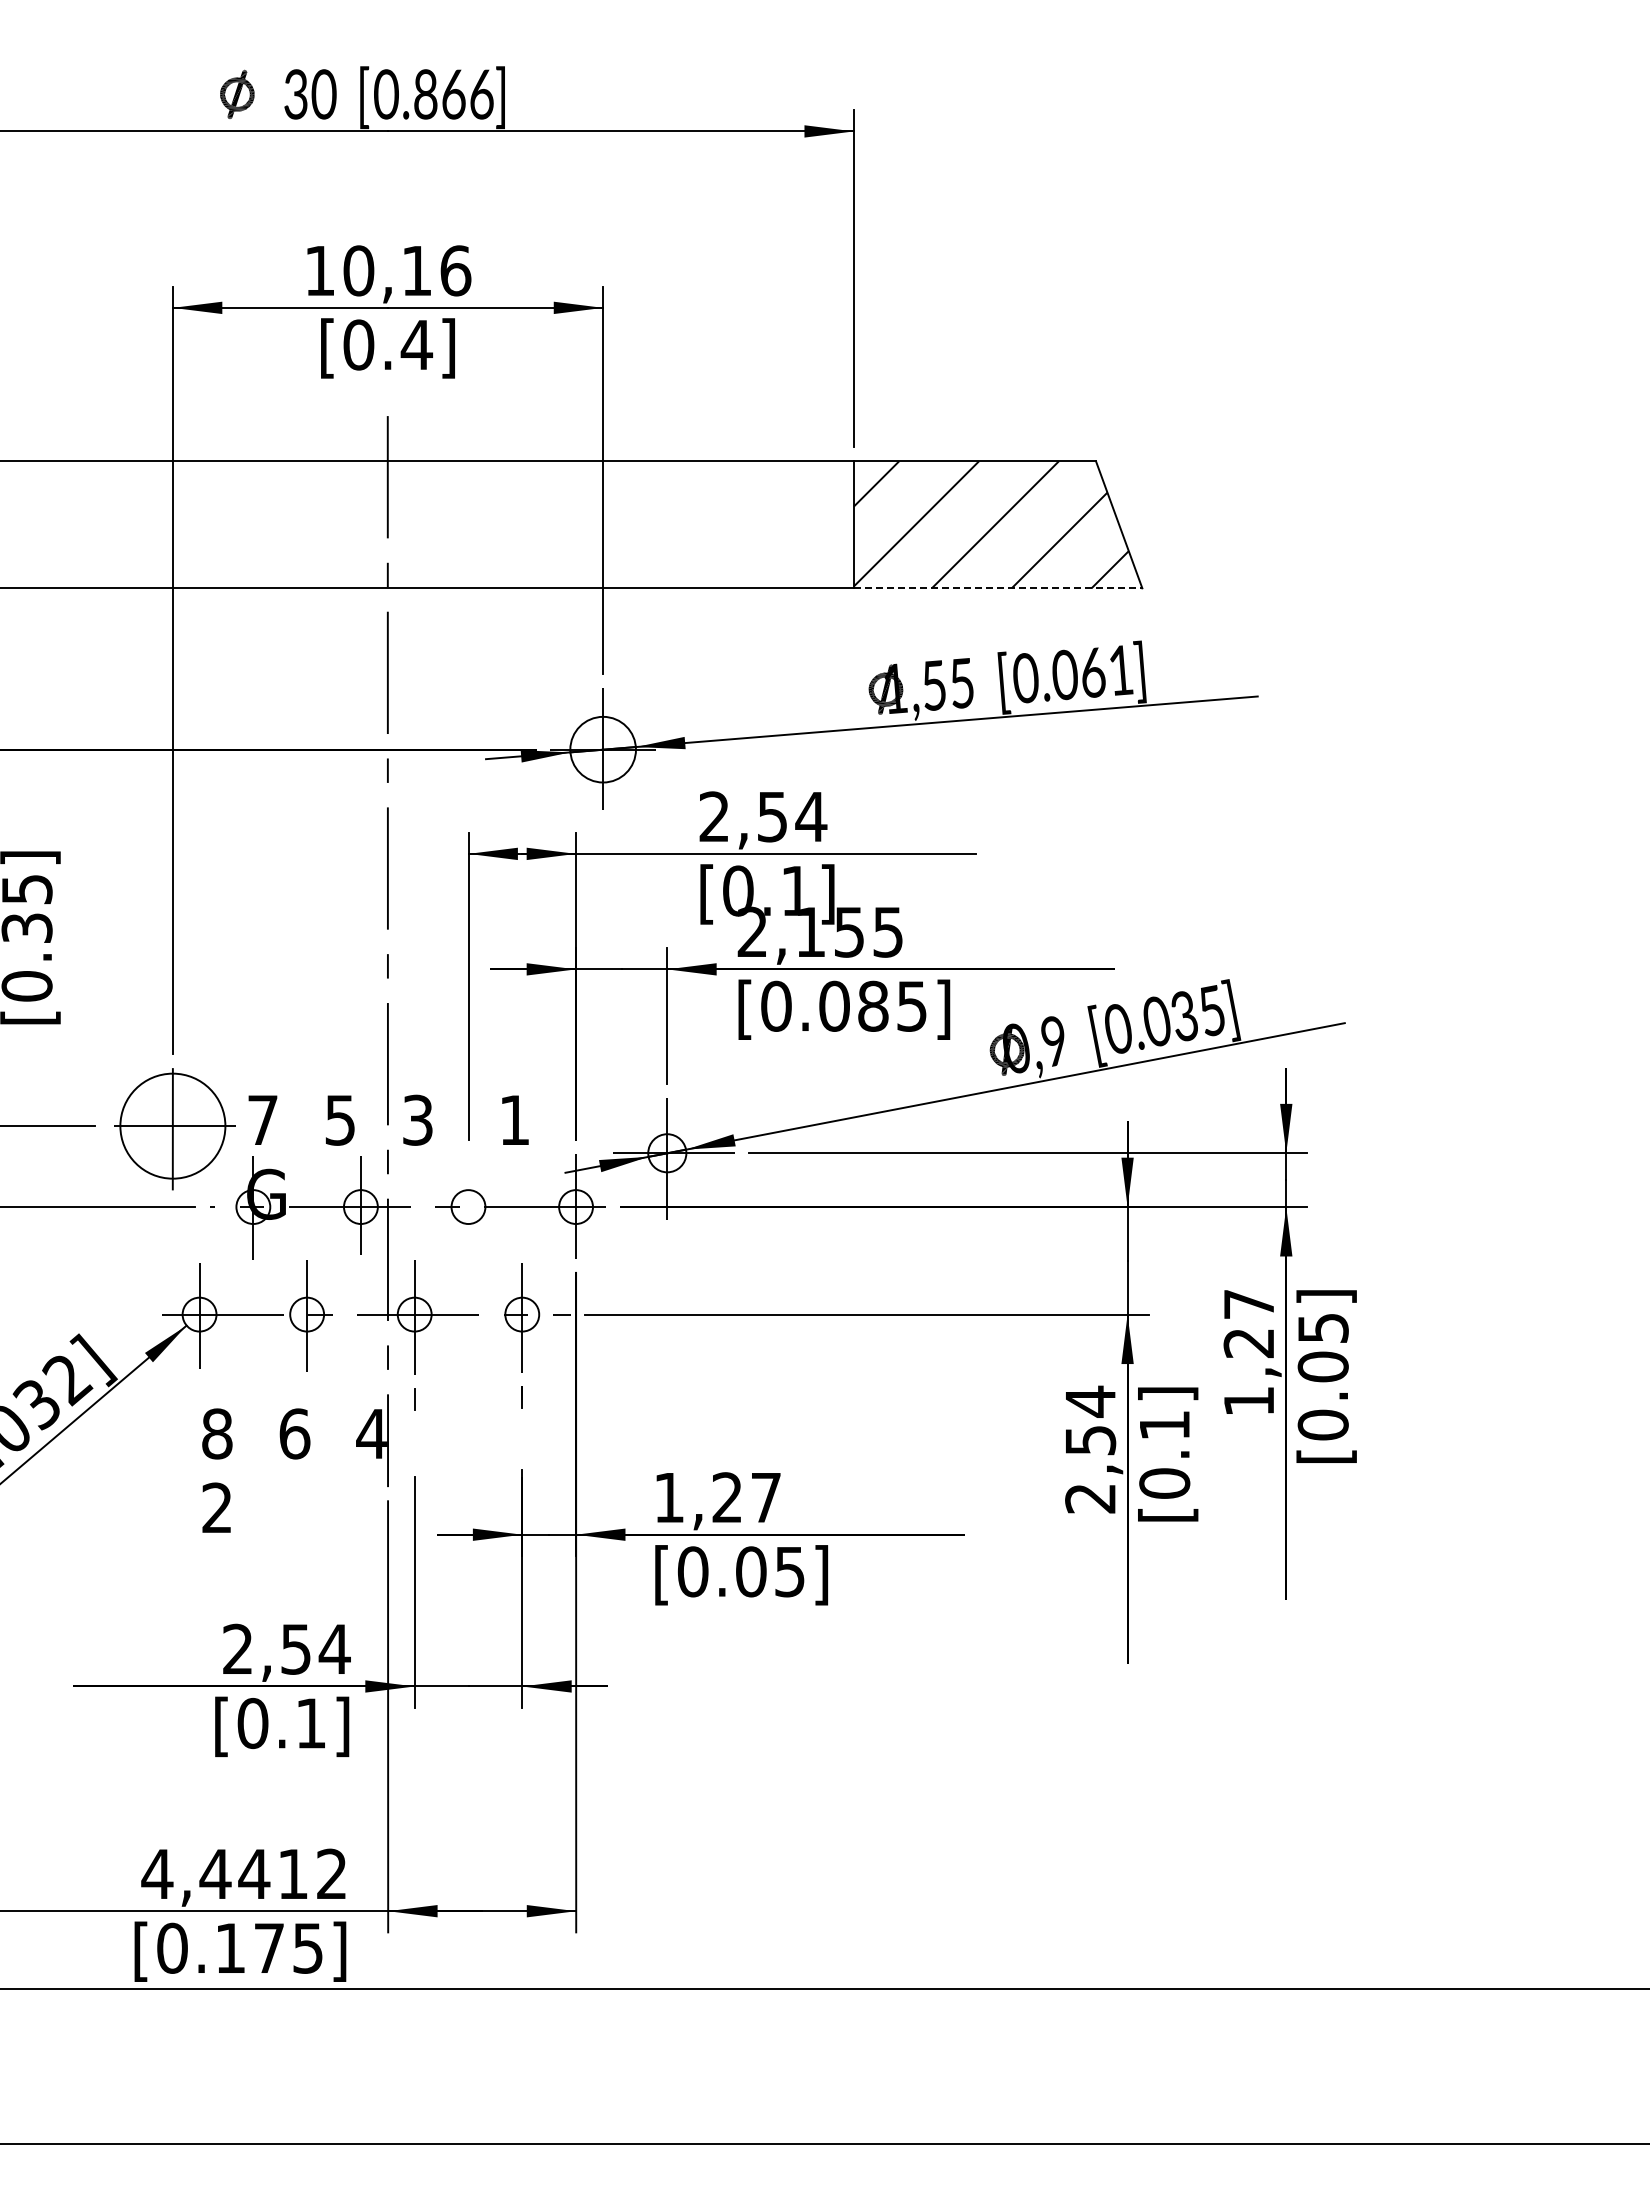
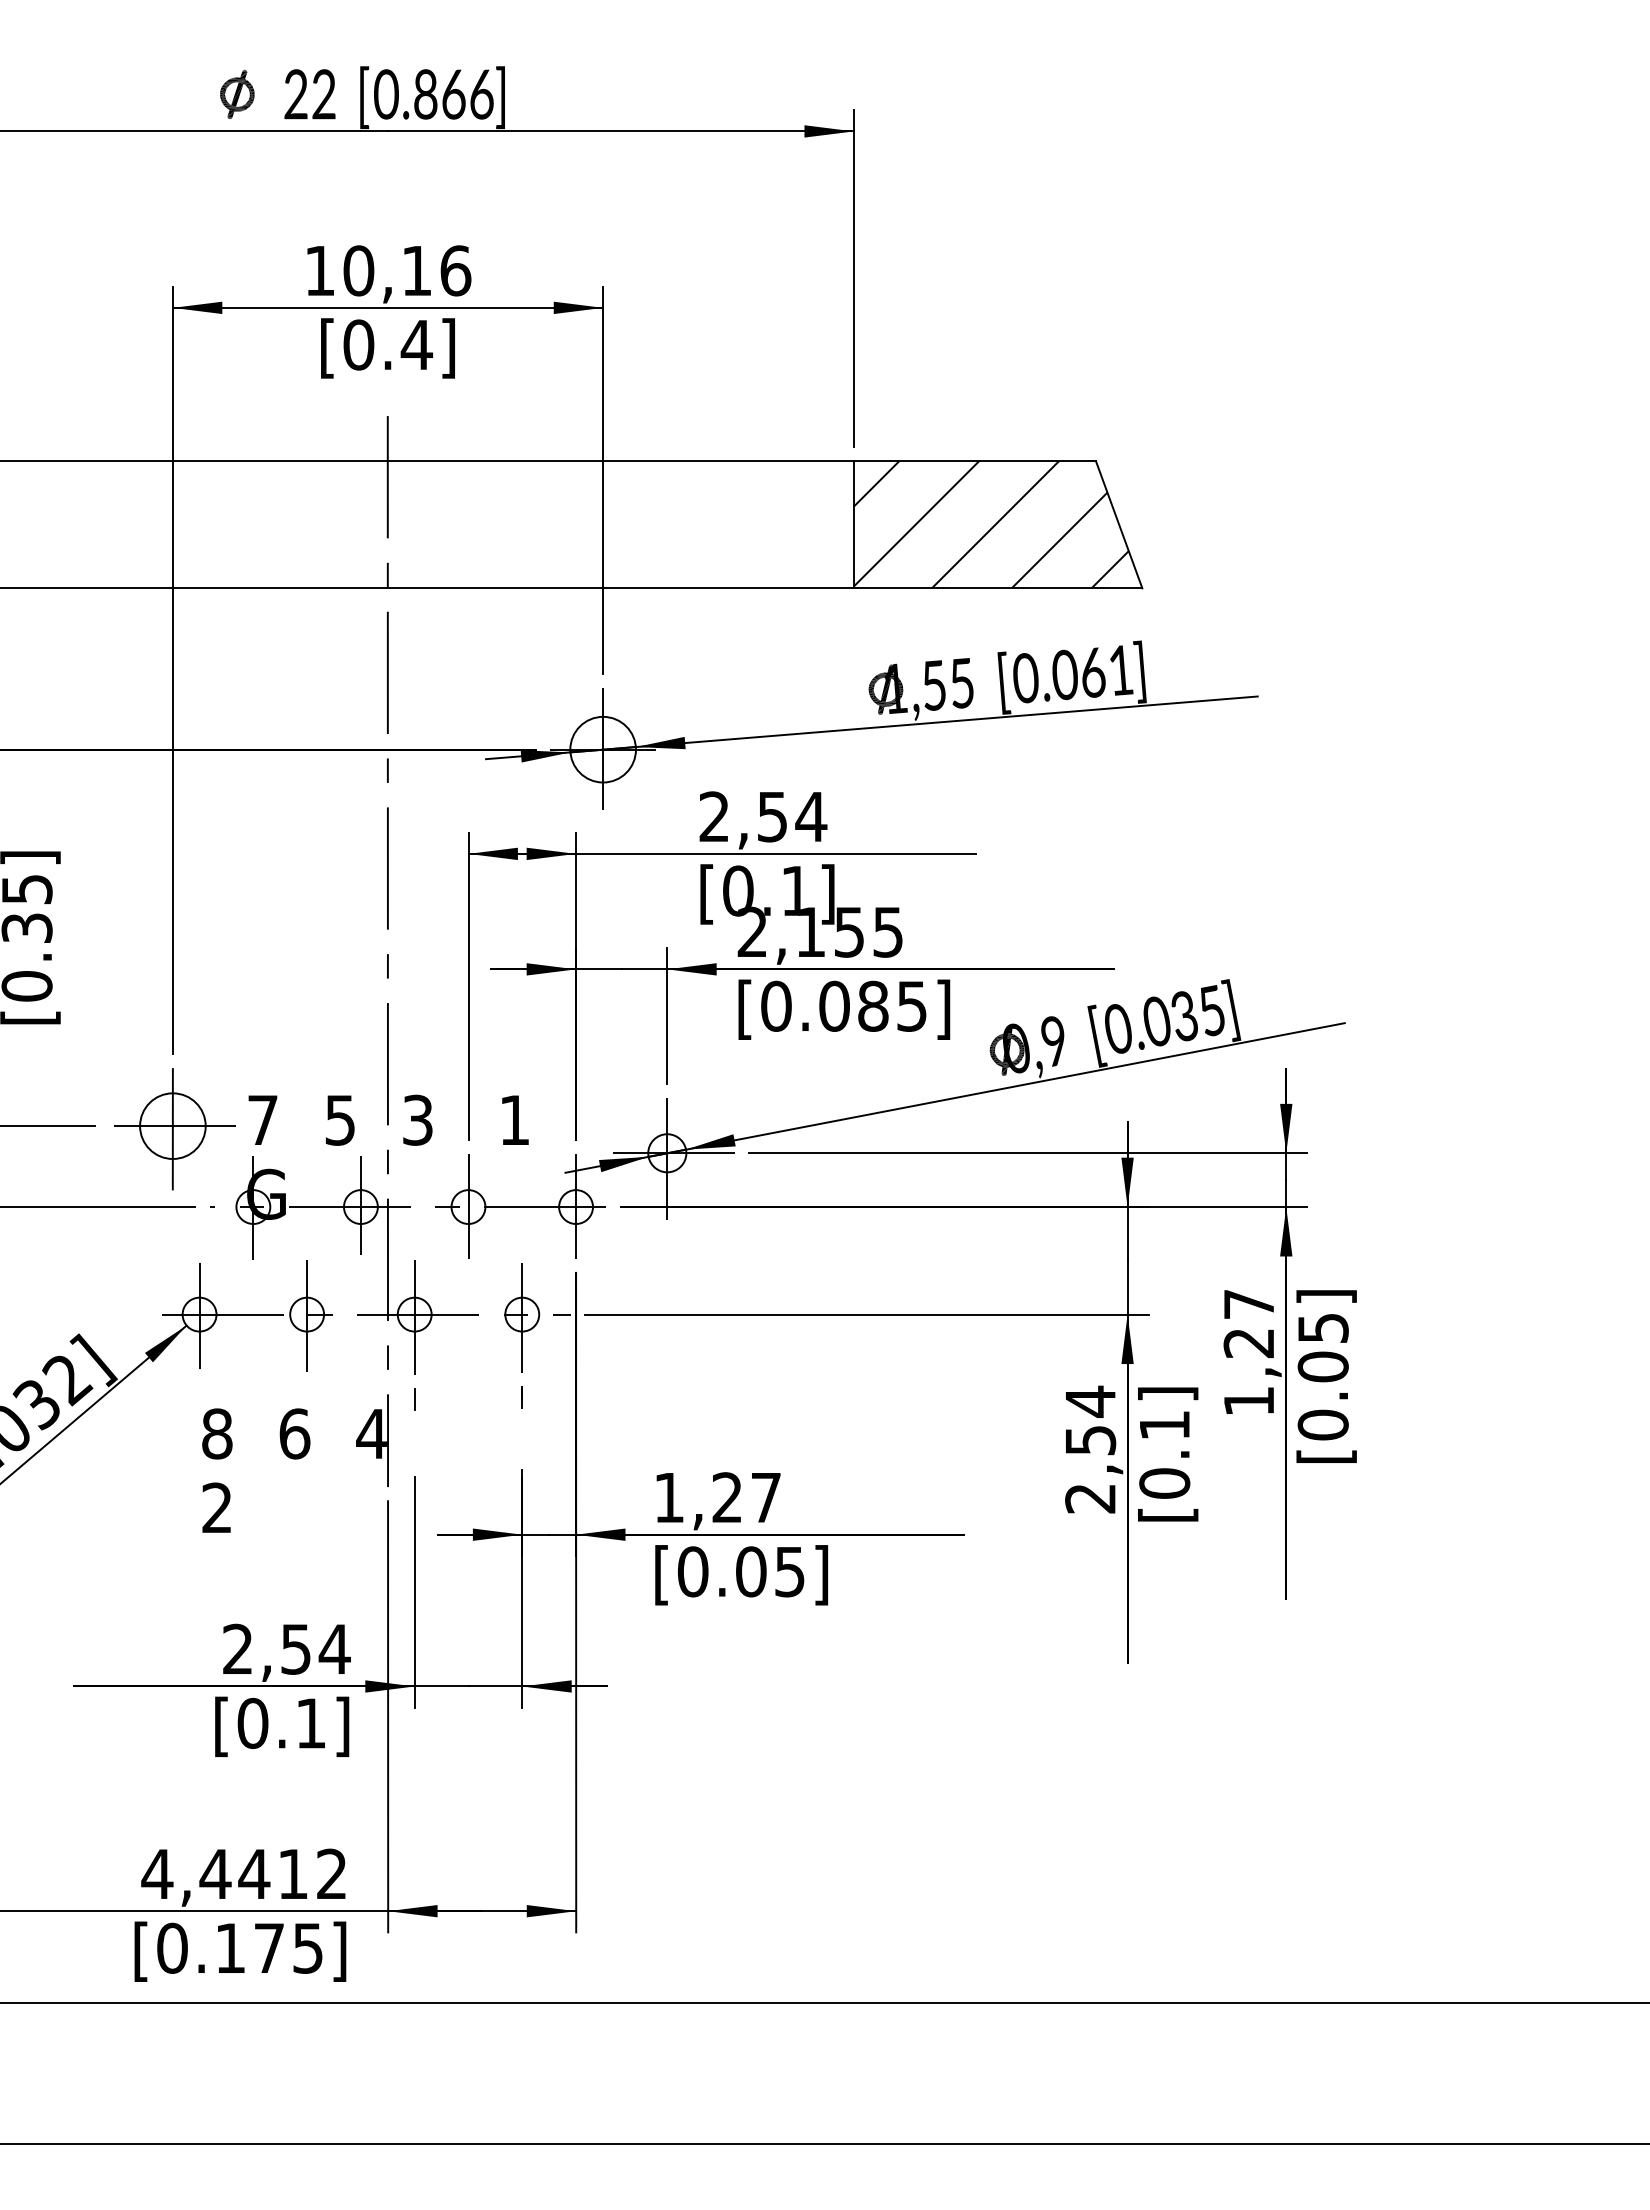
text: 30 -> 22 (310, 94)
line: dashed -> solid (998, 588)
circle diameter: 105 px -> 66 px (172, 1125)
line: none -> present (468, 1206)
line position: (824, 1988) -> (824, 2002) (824, 2002)
